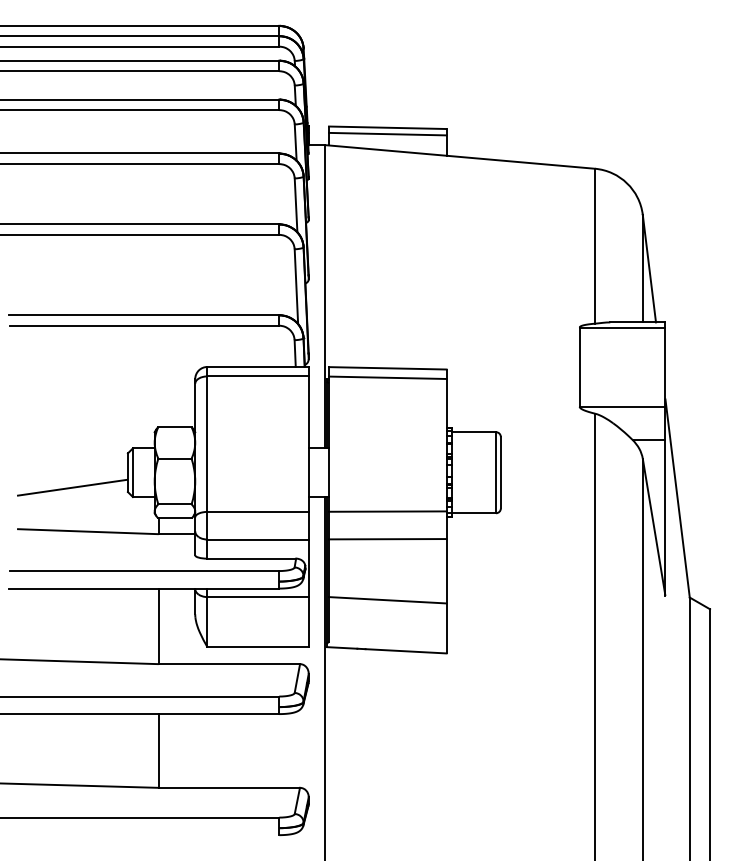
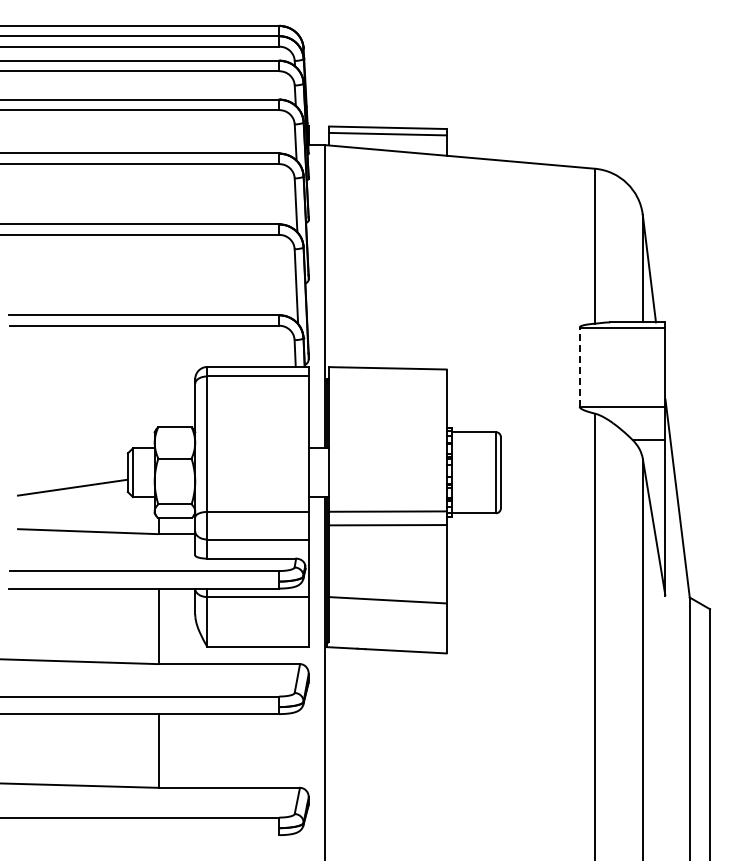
line: solid -> dashed (579, 367)
line: present -> none (387, 377)
line position: (387, 539) -> (387, 525) (387, 525)
